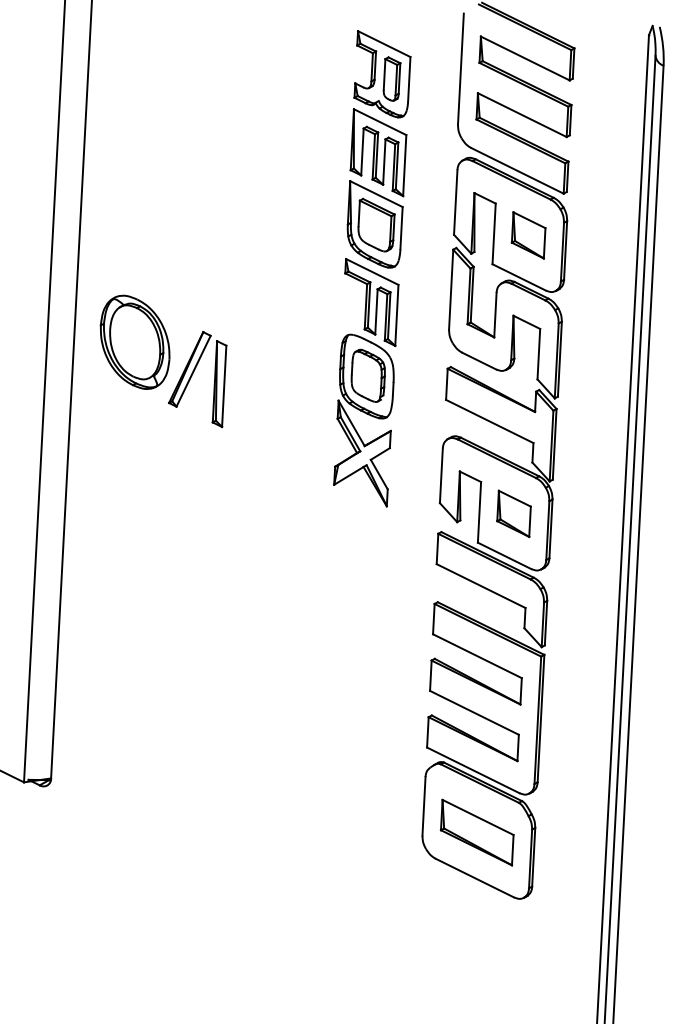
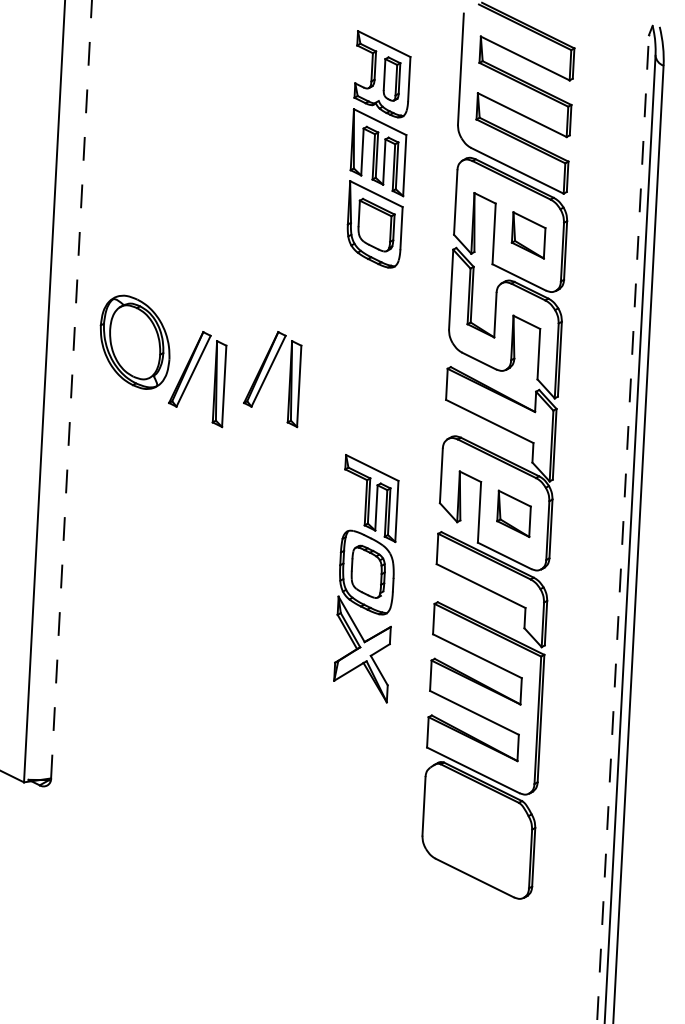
part: none -> present (272, 379)
part position: (366, 382) -> (366, 578) (366, 578)
line: solid -> dashed (71, 389)
line: solid -> dashed (623, 529)
part: present -> none (476, 832)
